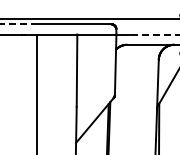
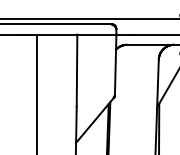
line: dashed -> solid (19, 24)
line: dashed -> solid (154, 34)
